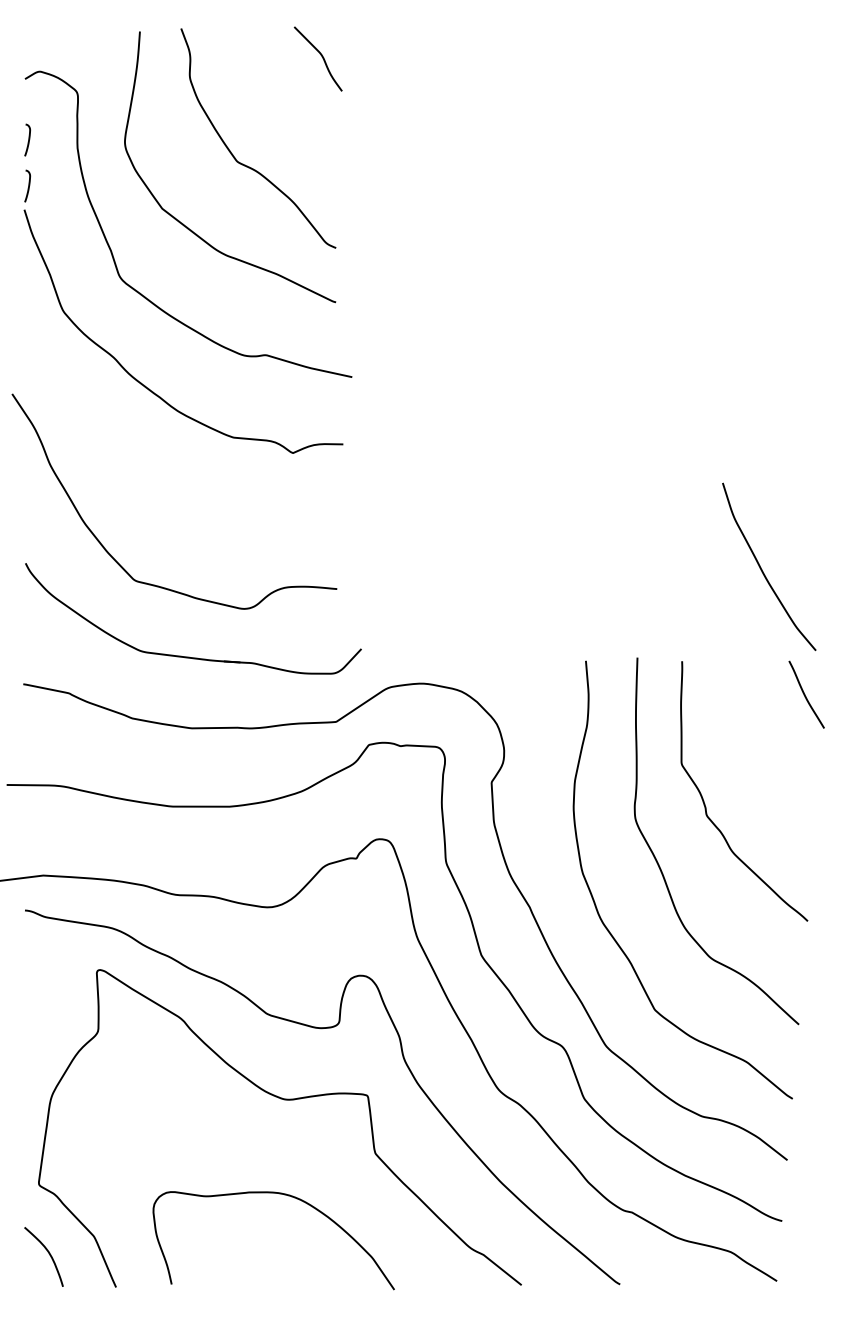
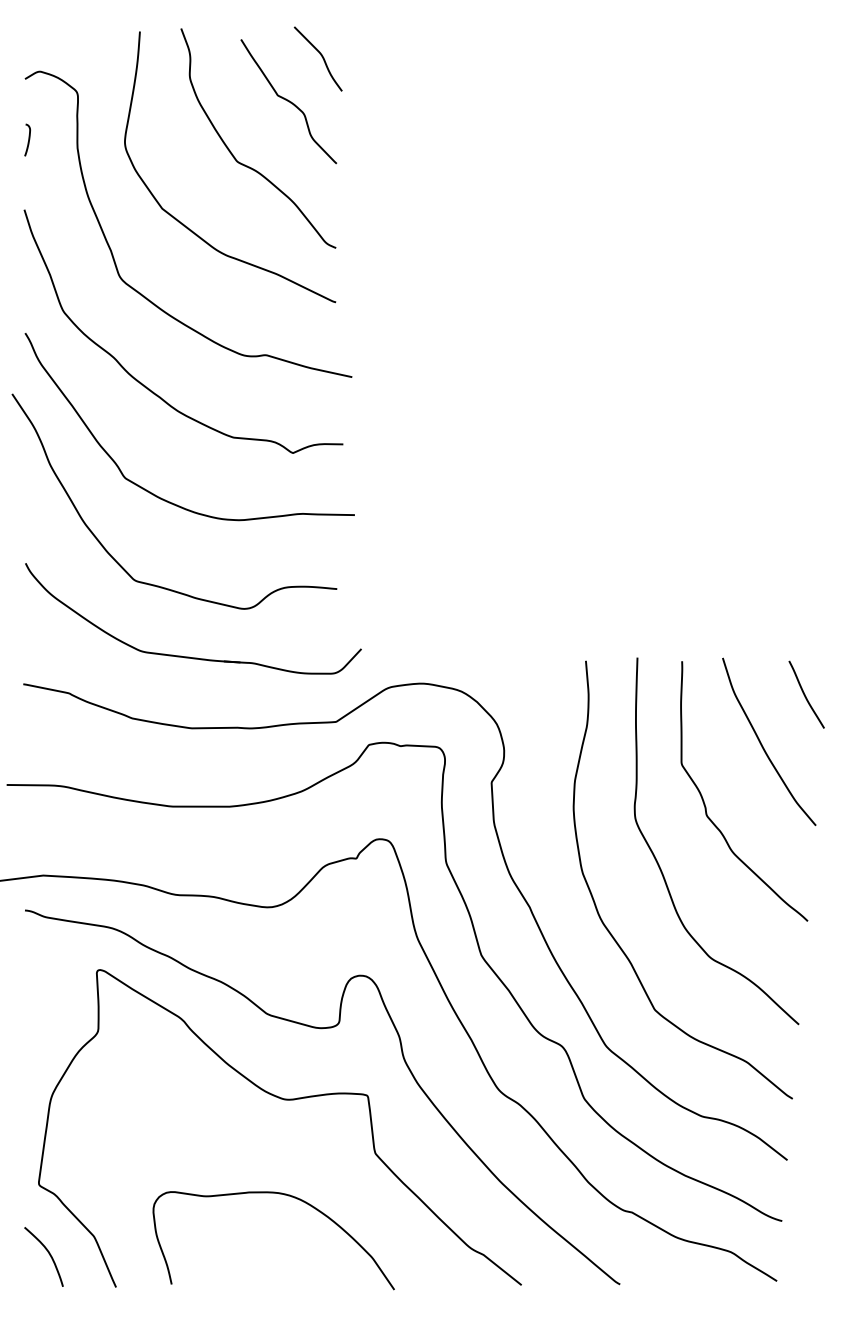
curve: none -> present (288, 101)
curve: present -> none (28, 185)
curve: none -> present (152, 492)
curve position: (762, 569) -> (762, 744) (762, 744)
